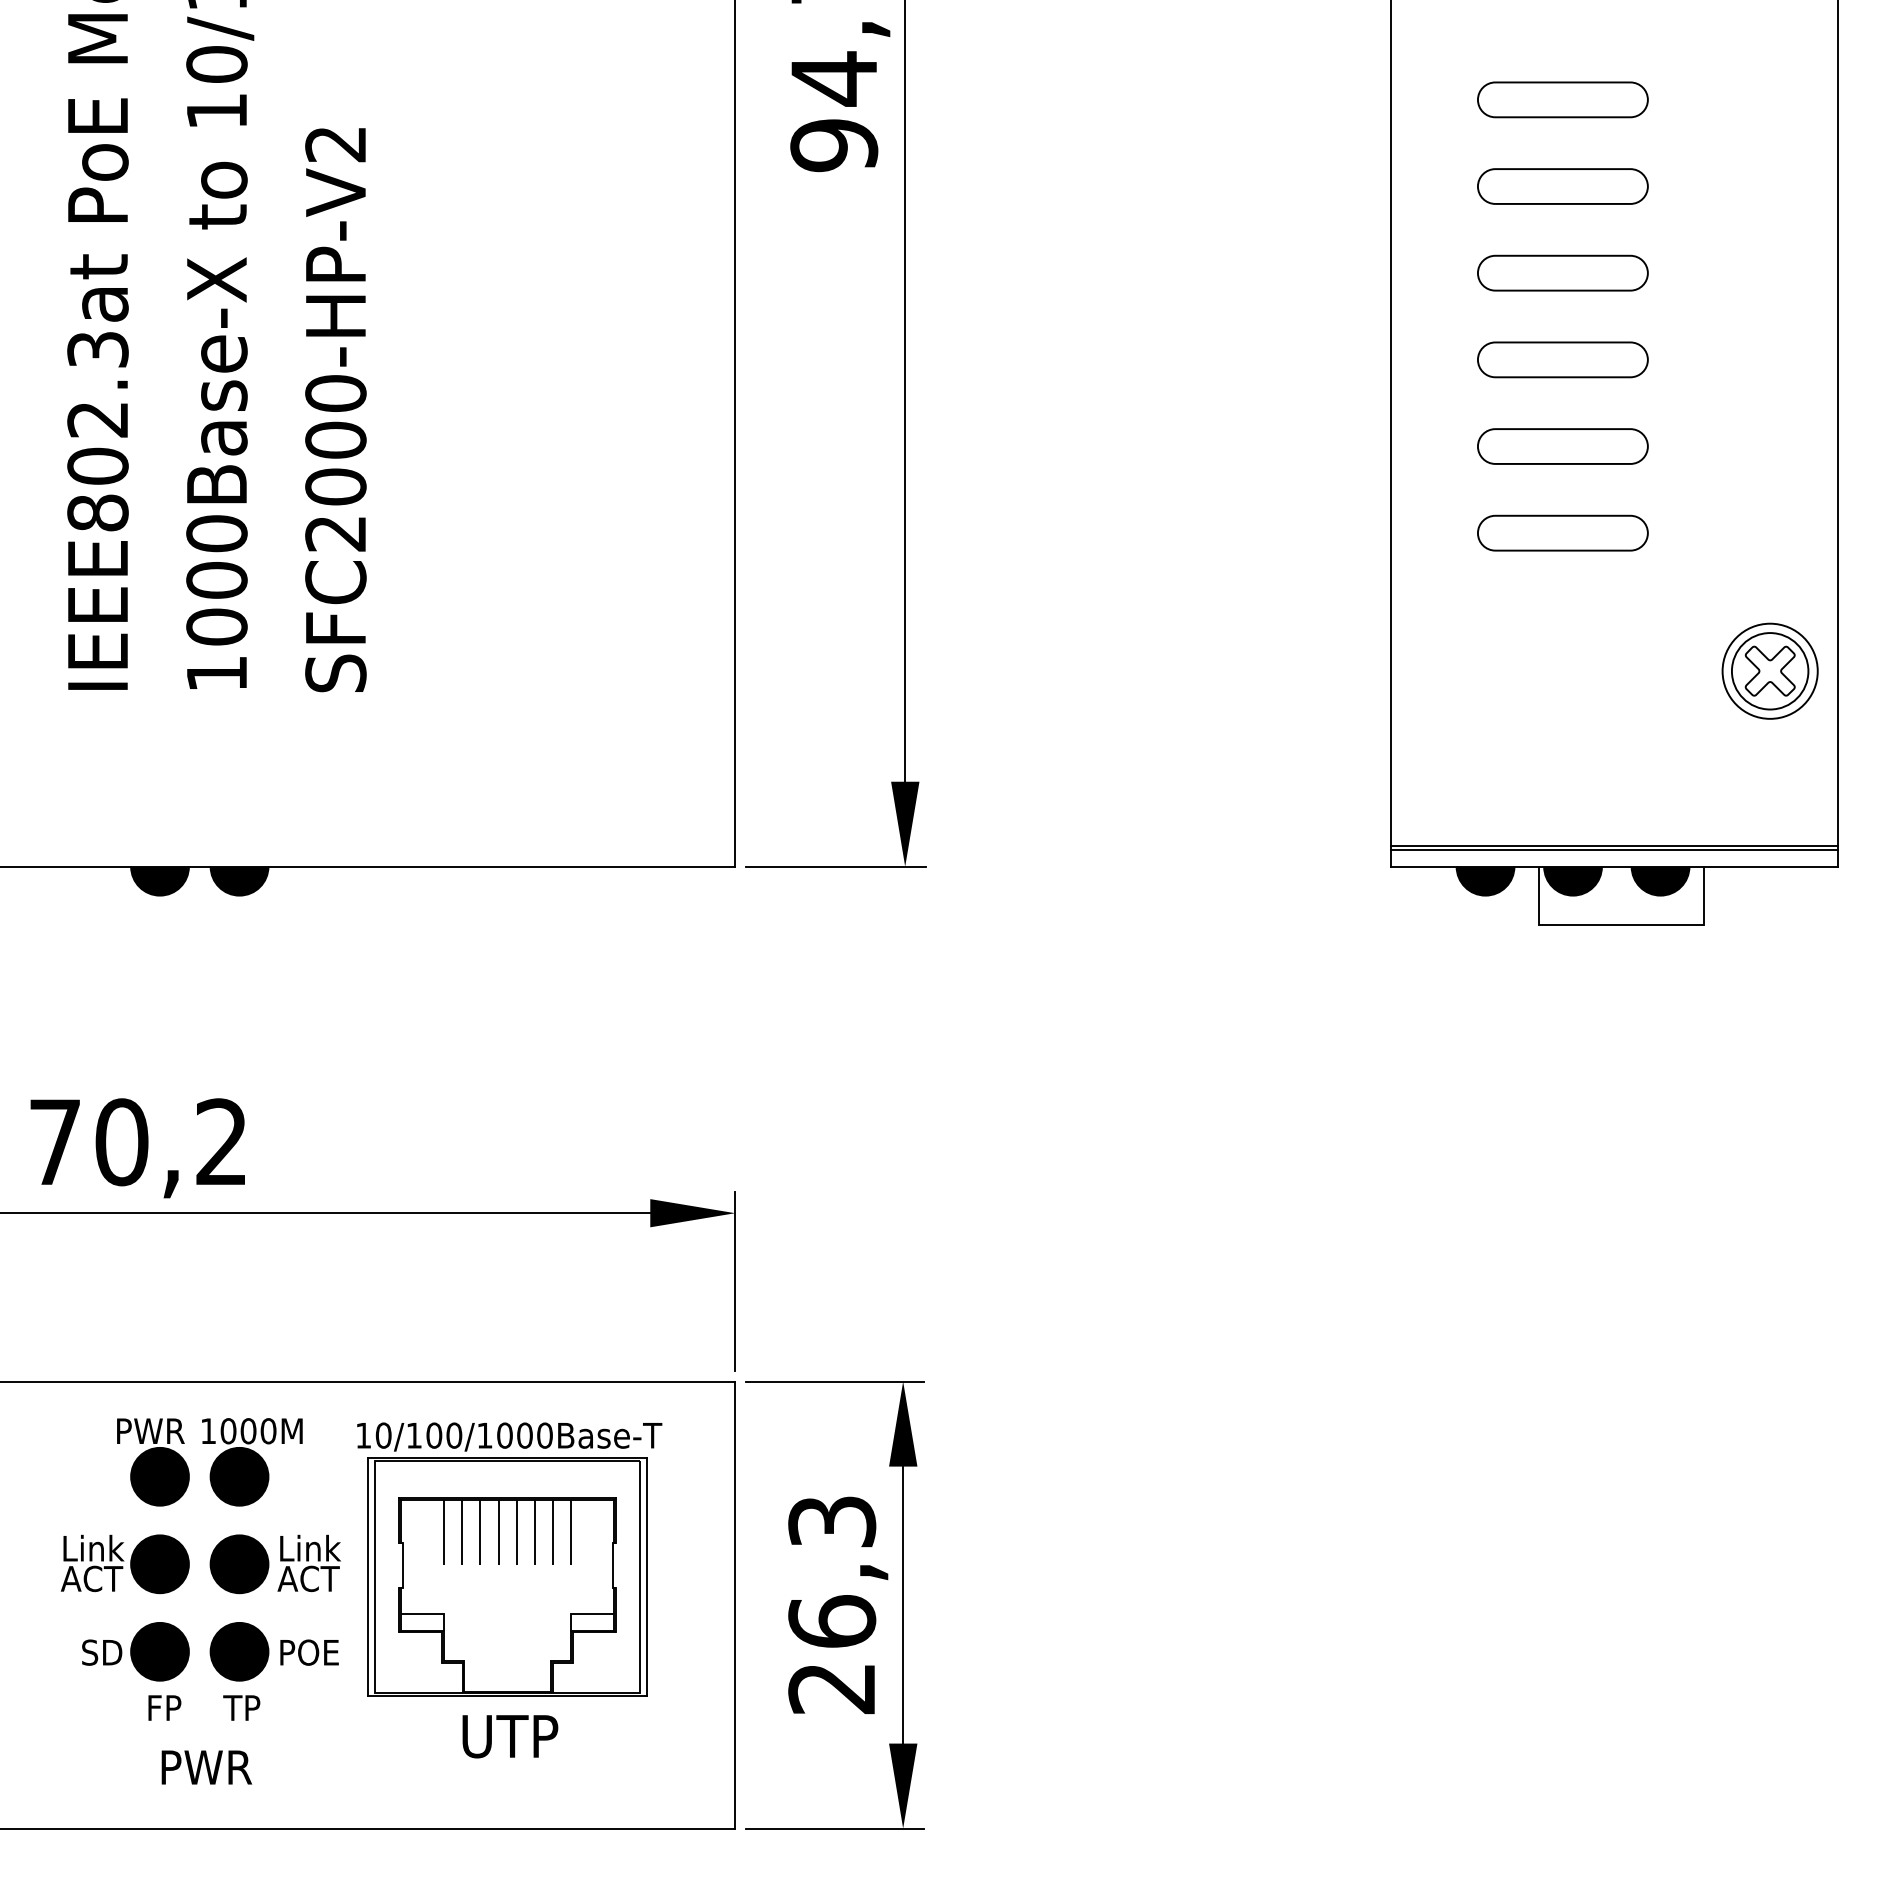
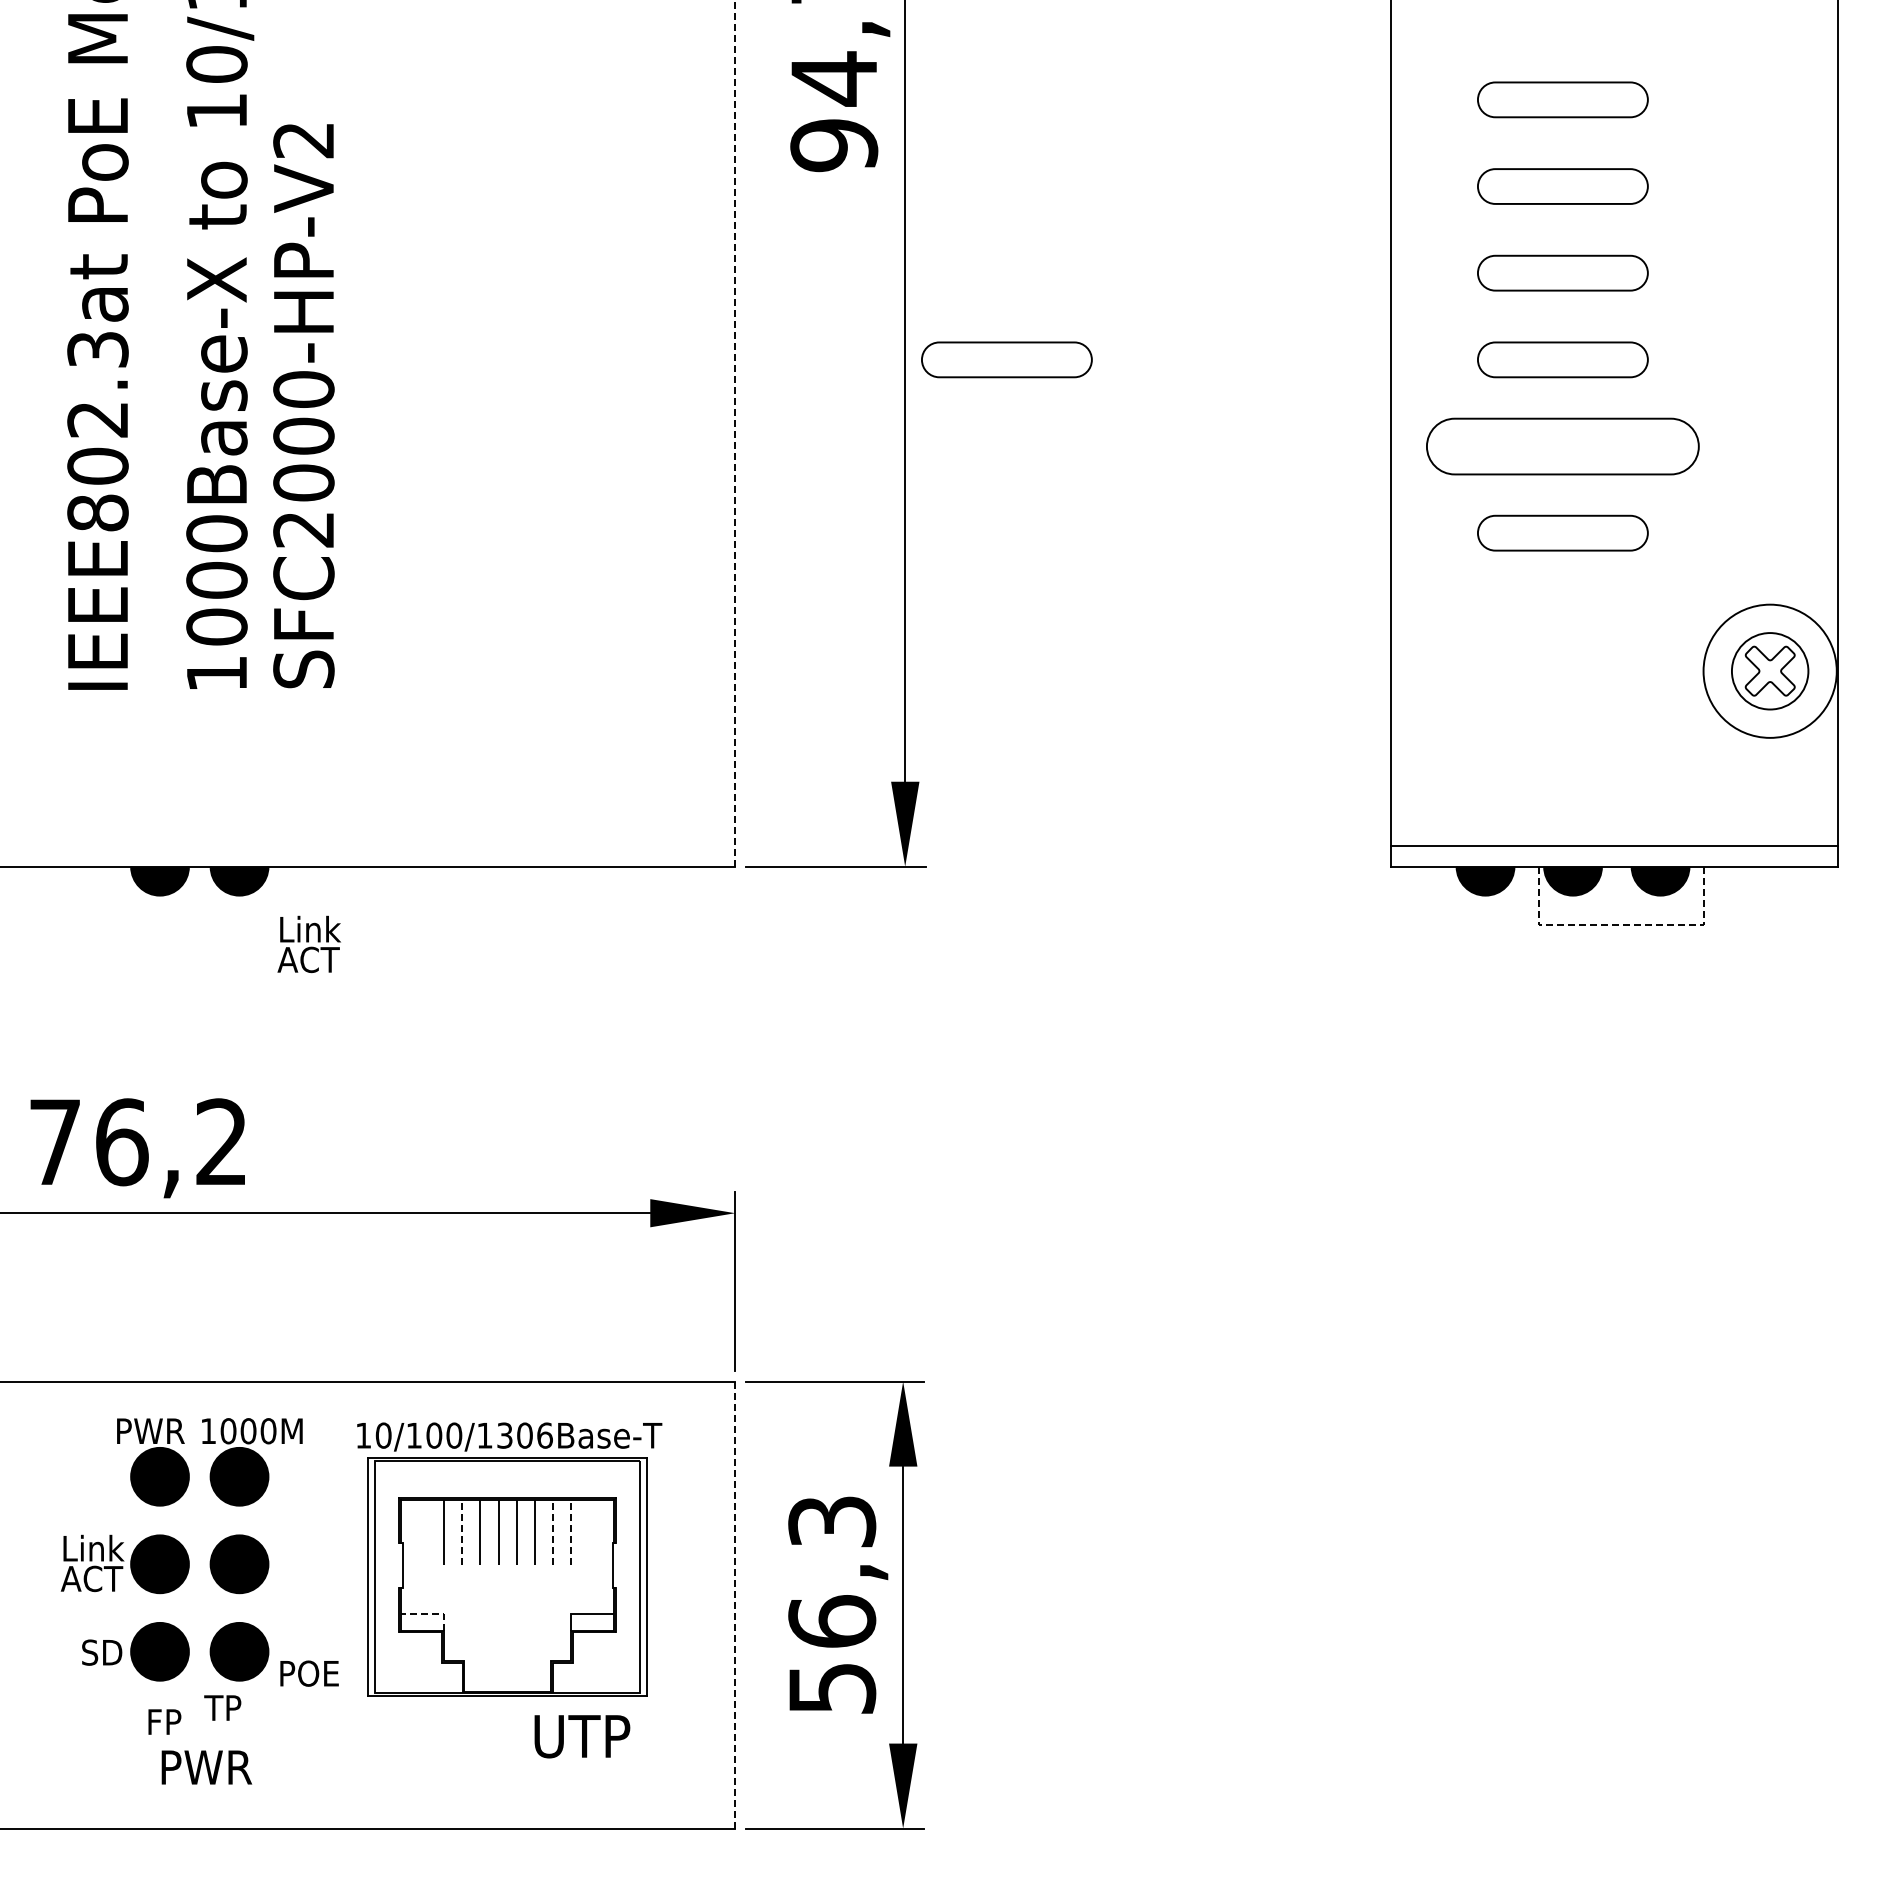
part: none -> present (1006, 359)
text position: (335, 410) -> (303, 406) (303, 406)
line: solid -> dashed (735, 432)
part size: 172x37 px -> 274x59 px (1562, 446)
circle diameter: 95 px -> 133 px (1769, 670)
line: present -> none (1614, 849)
line: solid -> dashed (1621, 925)
text: 70,2 -> 76,2 (121, 1142)
text: 10/100/1000Base-T -> 10/100/1306Base-T (524, 1435)
line: solid -> dashed (462, 1532)
line: solid -> dashed (553, 1532)
line: solid -> dashed (571, 1532)
text position: (308, 1563) -> (308, 944) (308, 944)
line: solid -> dashed (735, 1604)
line: solid -> dashed (430, 1613)
text position: (309, 1652) -> (309, 1673) (309, 1673)
text: 26,3 -> 56,3 (832, 1689)
text position: (164, 1707) -> (164, 1721) (164, 1721)
text position: (241, 1707) -> (222, 1707) (222, 1707)
text position: (510, 1736) -> (582, 1736) (582, 1736)
